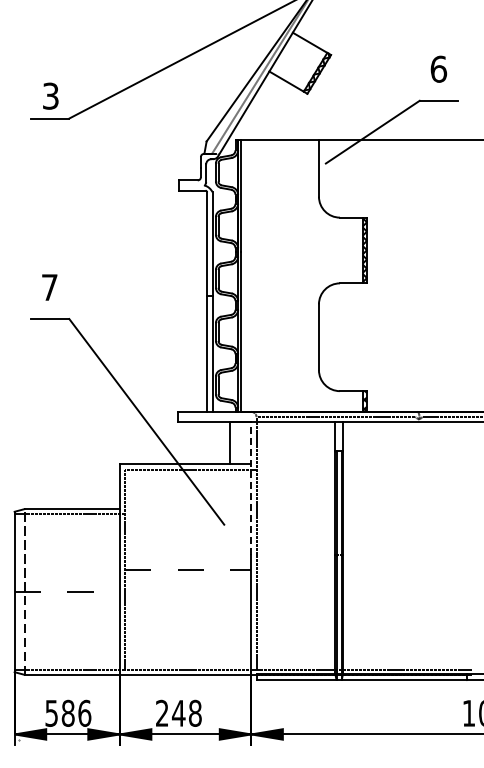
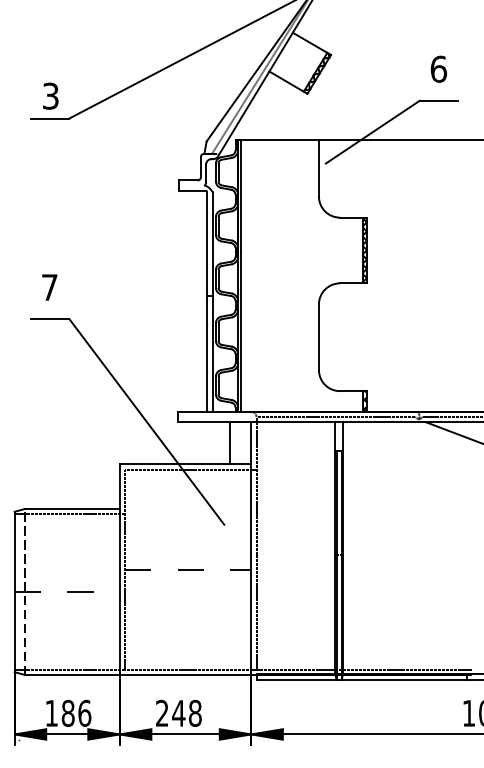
line: none -> present (453, 432)
line: dashed -> solid (251, 488)
text: 586 -> 186 (51, 713)
